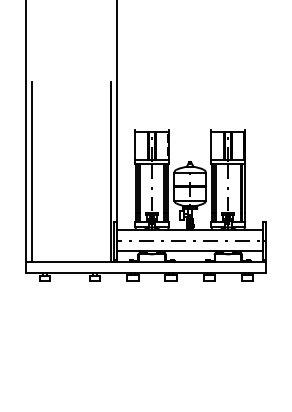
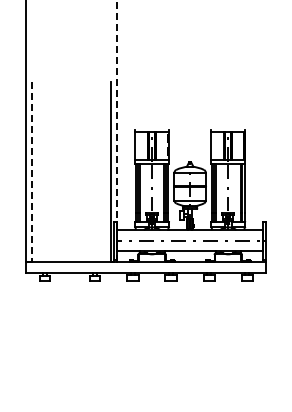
line: solid -> dashed (117, 131)
line: solid -> dashed (31, 172)
